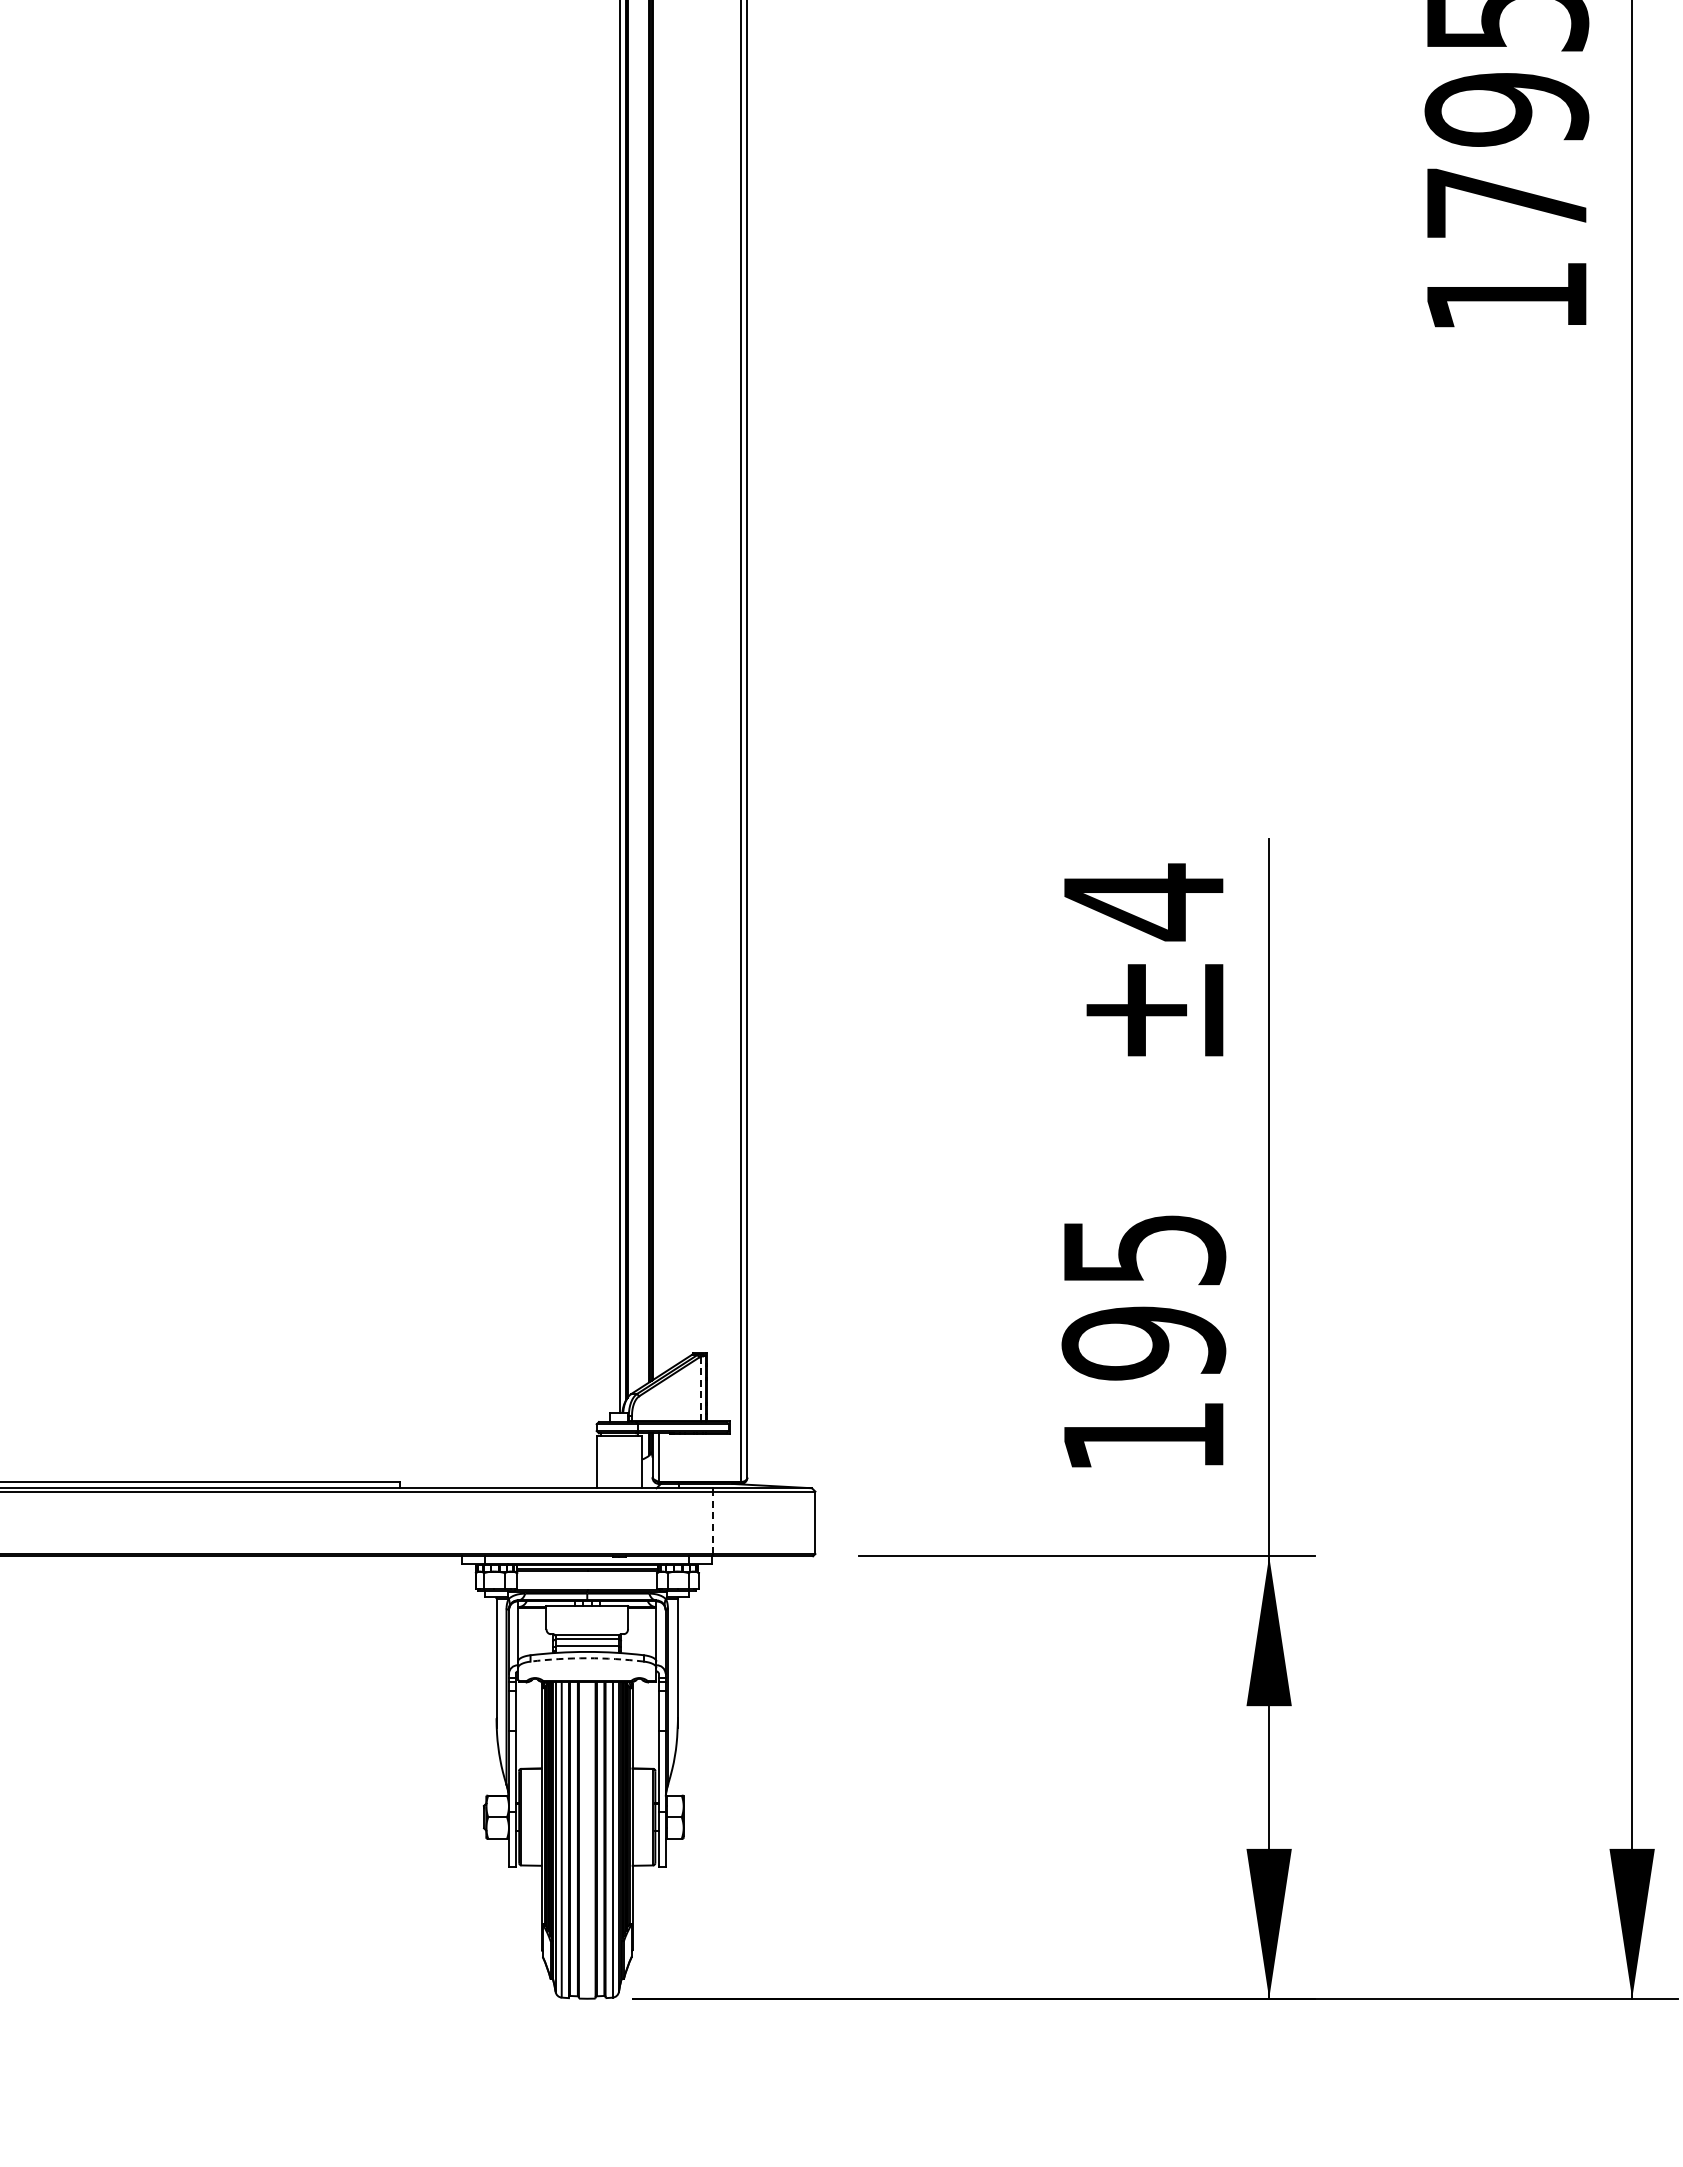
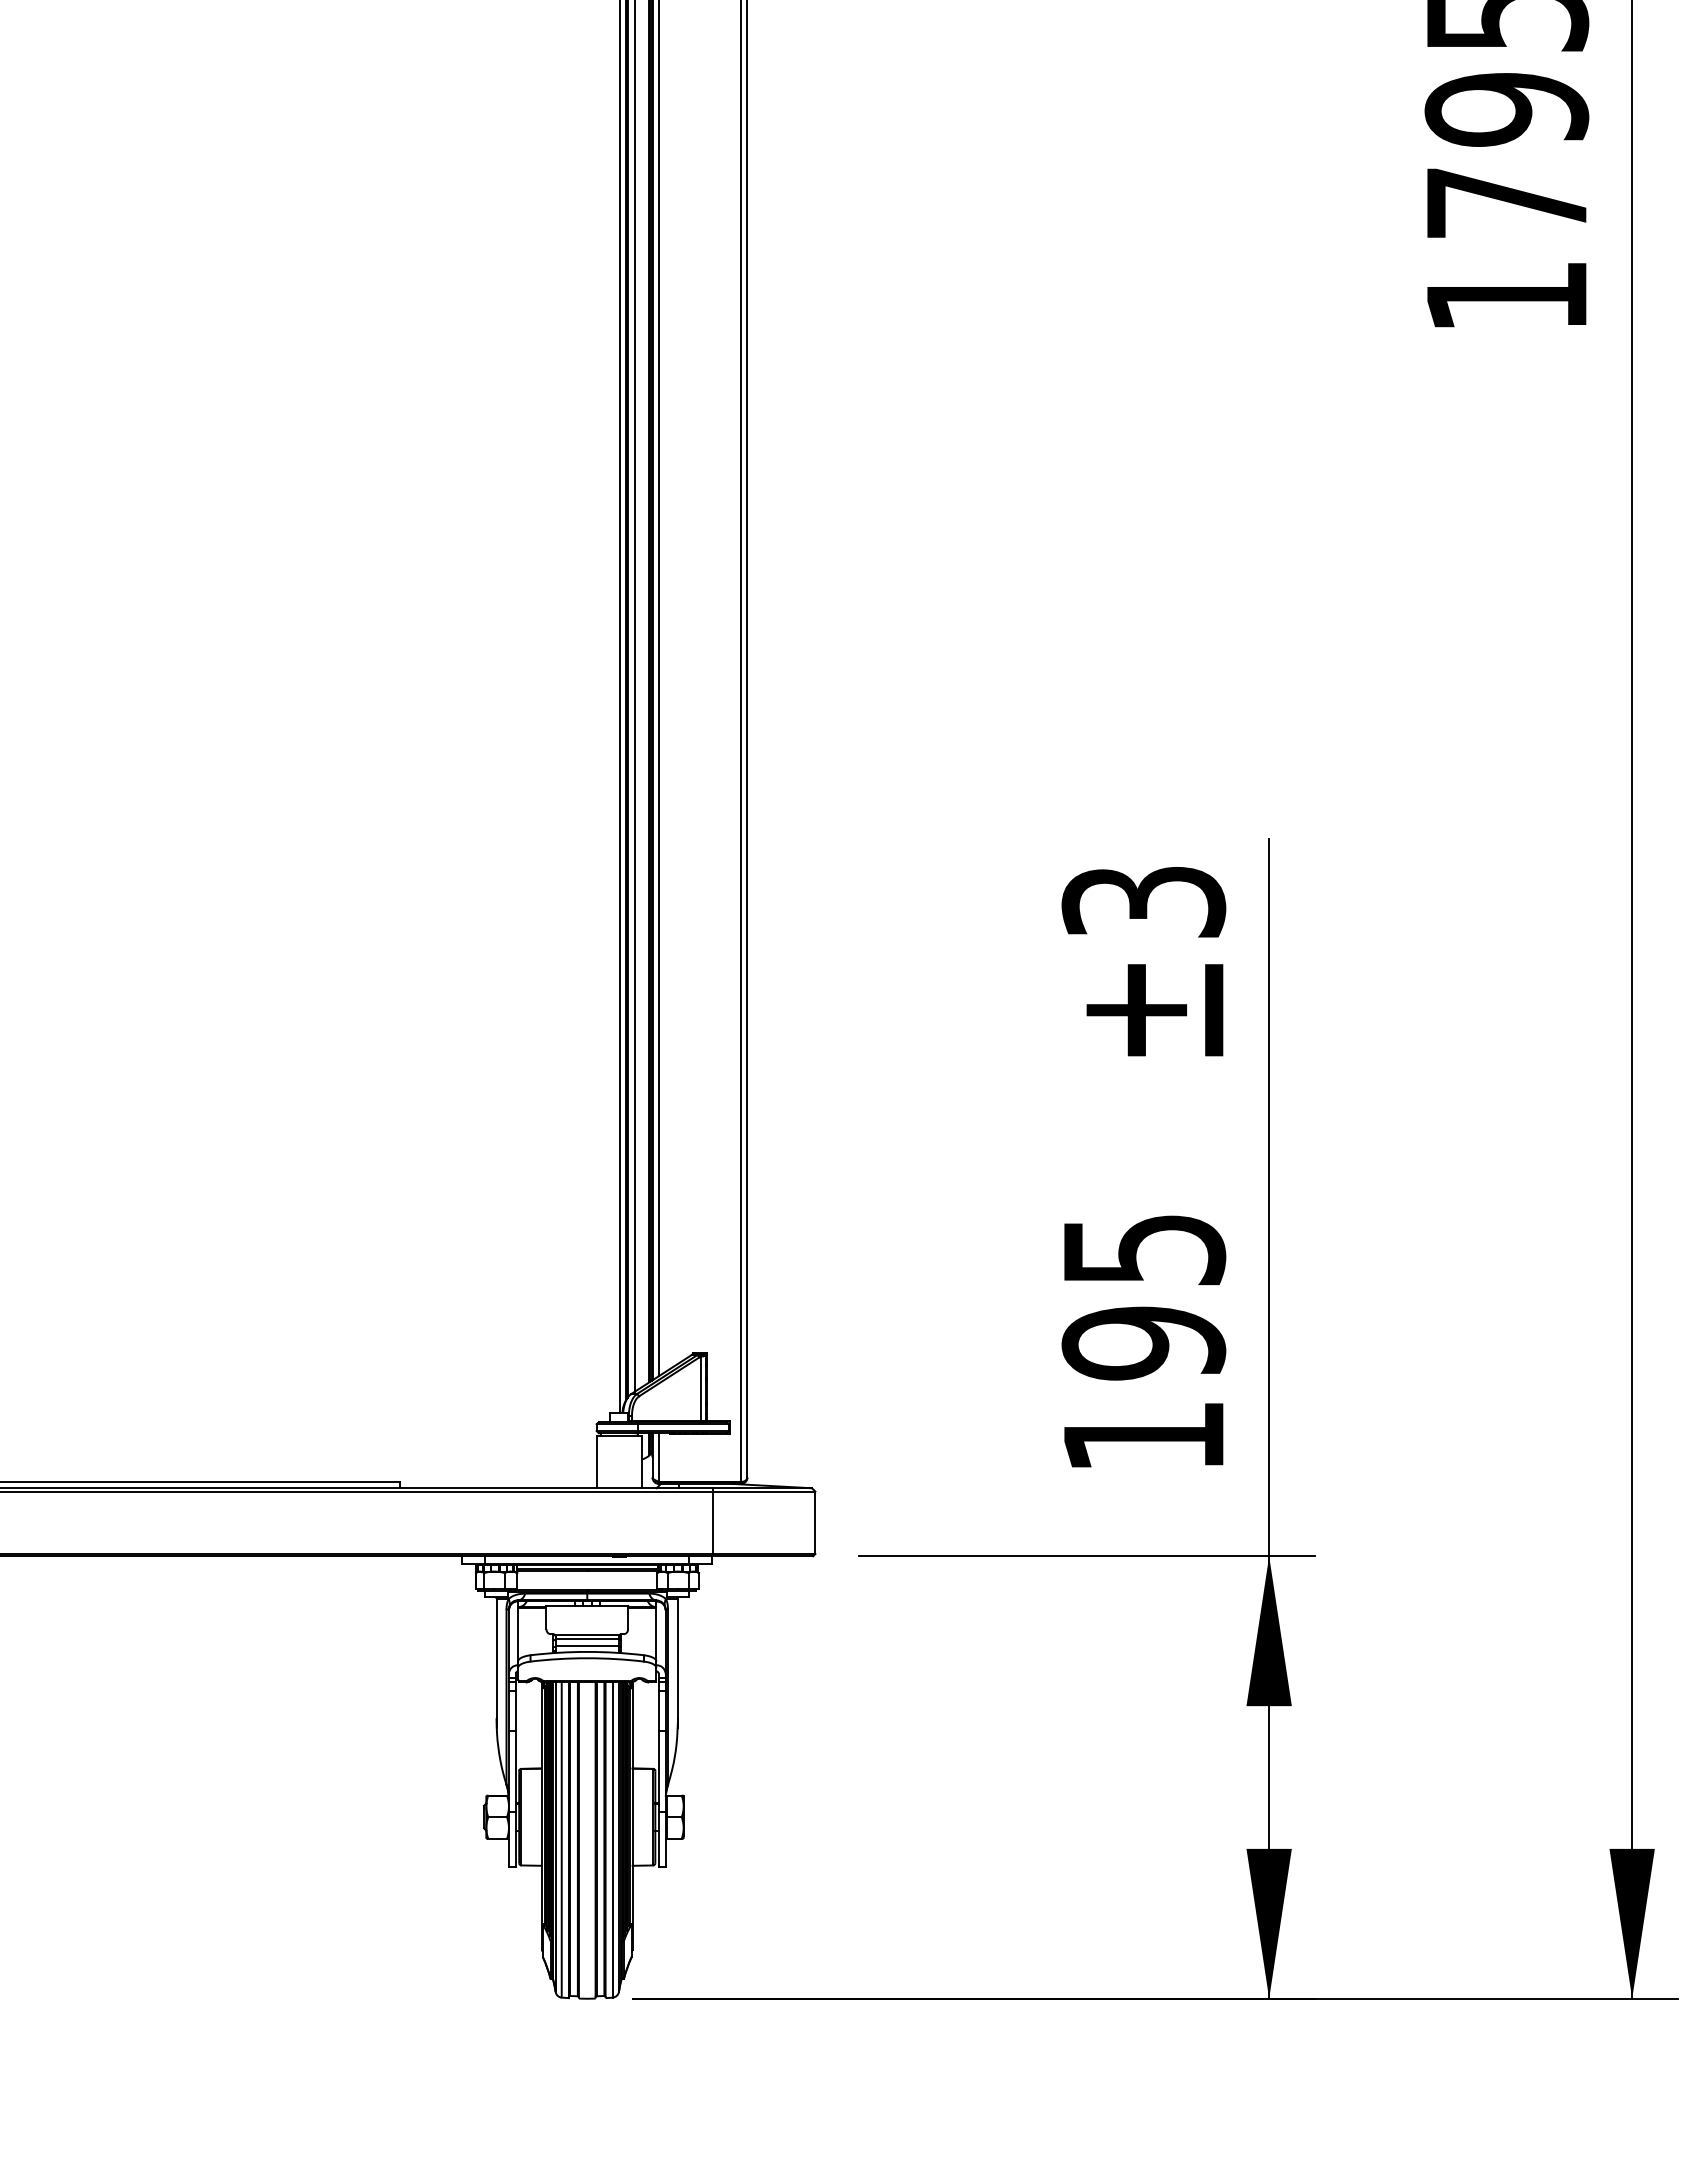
line: none -> present (658, 689)
line: none -> present (635, 696)
text: ±4 -> ±3 (1143, 902)
line: dashed -> solid (701, 1389)
line: dashed -> solid (713, 1522)
arc: dashed -> solid (587, 1658)
